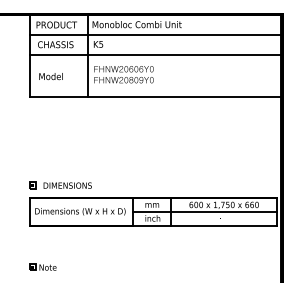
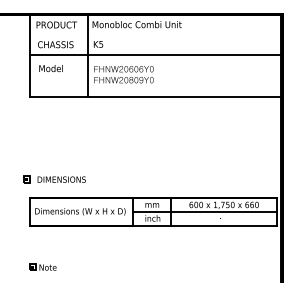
line: present -> none (155, 35)
text position: (50, 76) -> (50, 68) (50, 68)
part position: (60, 185) -> (54, 179) (54, 179)
